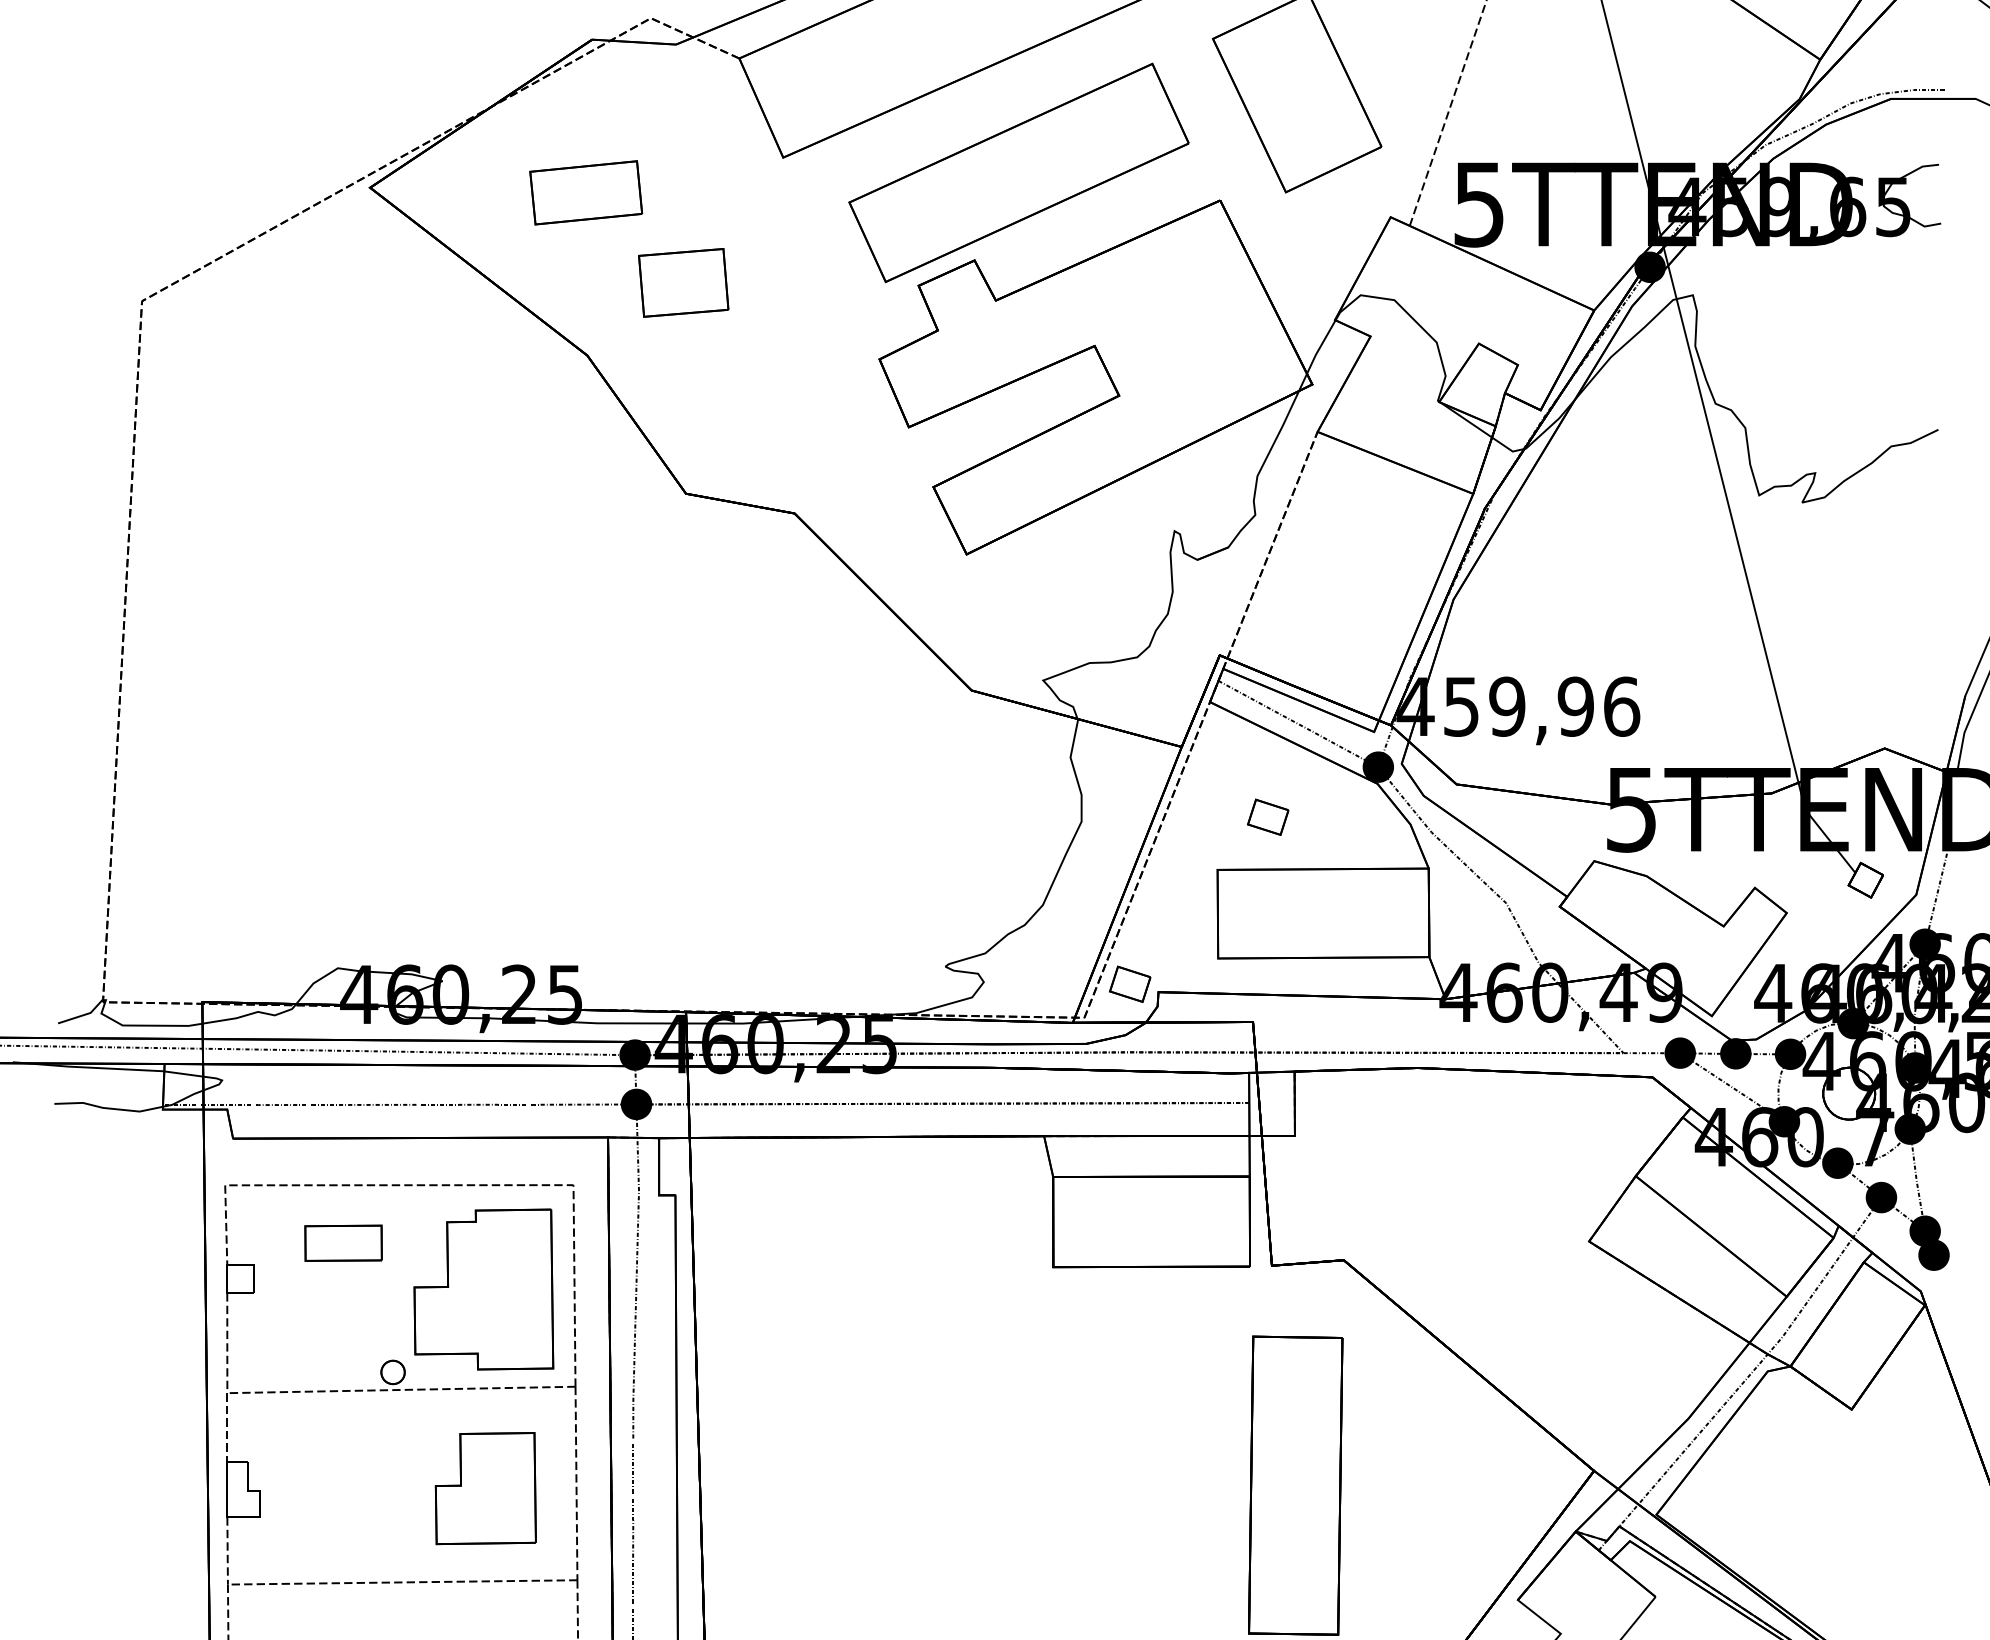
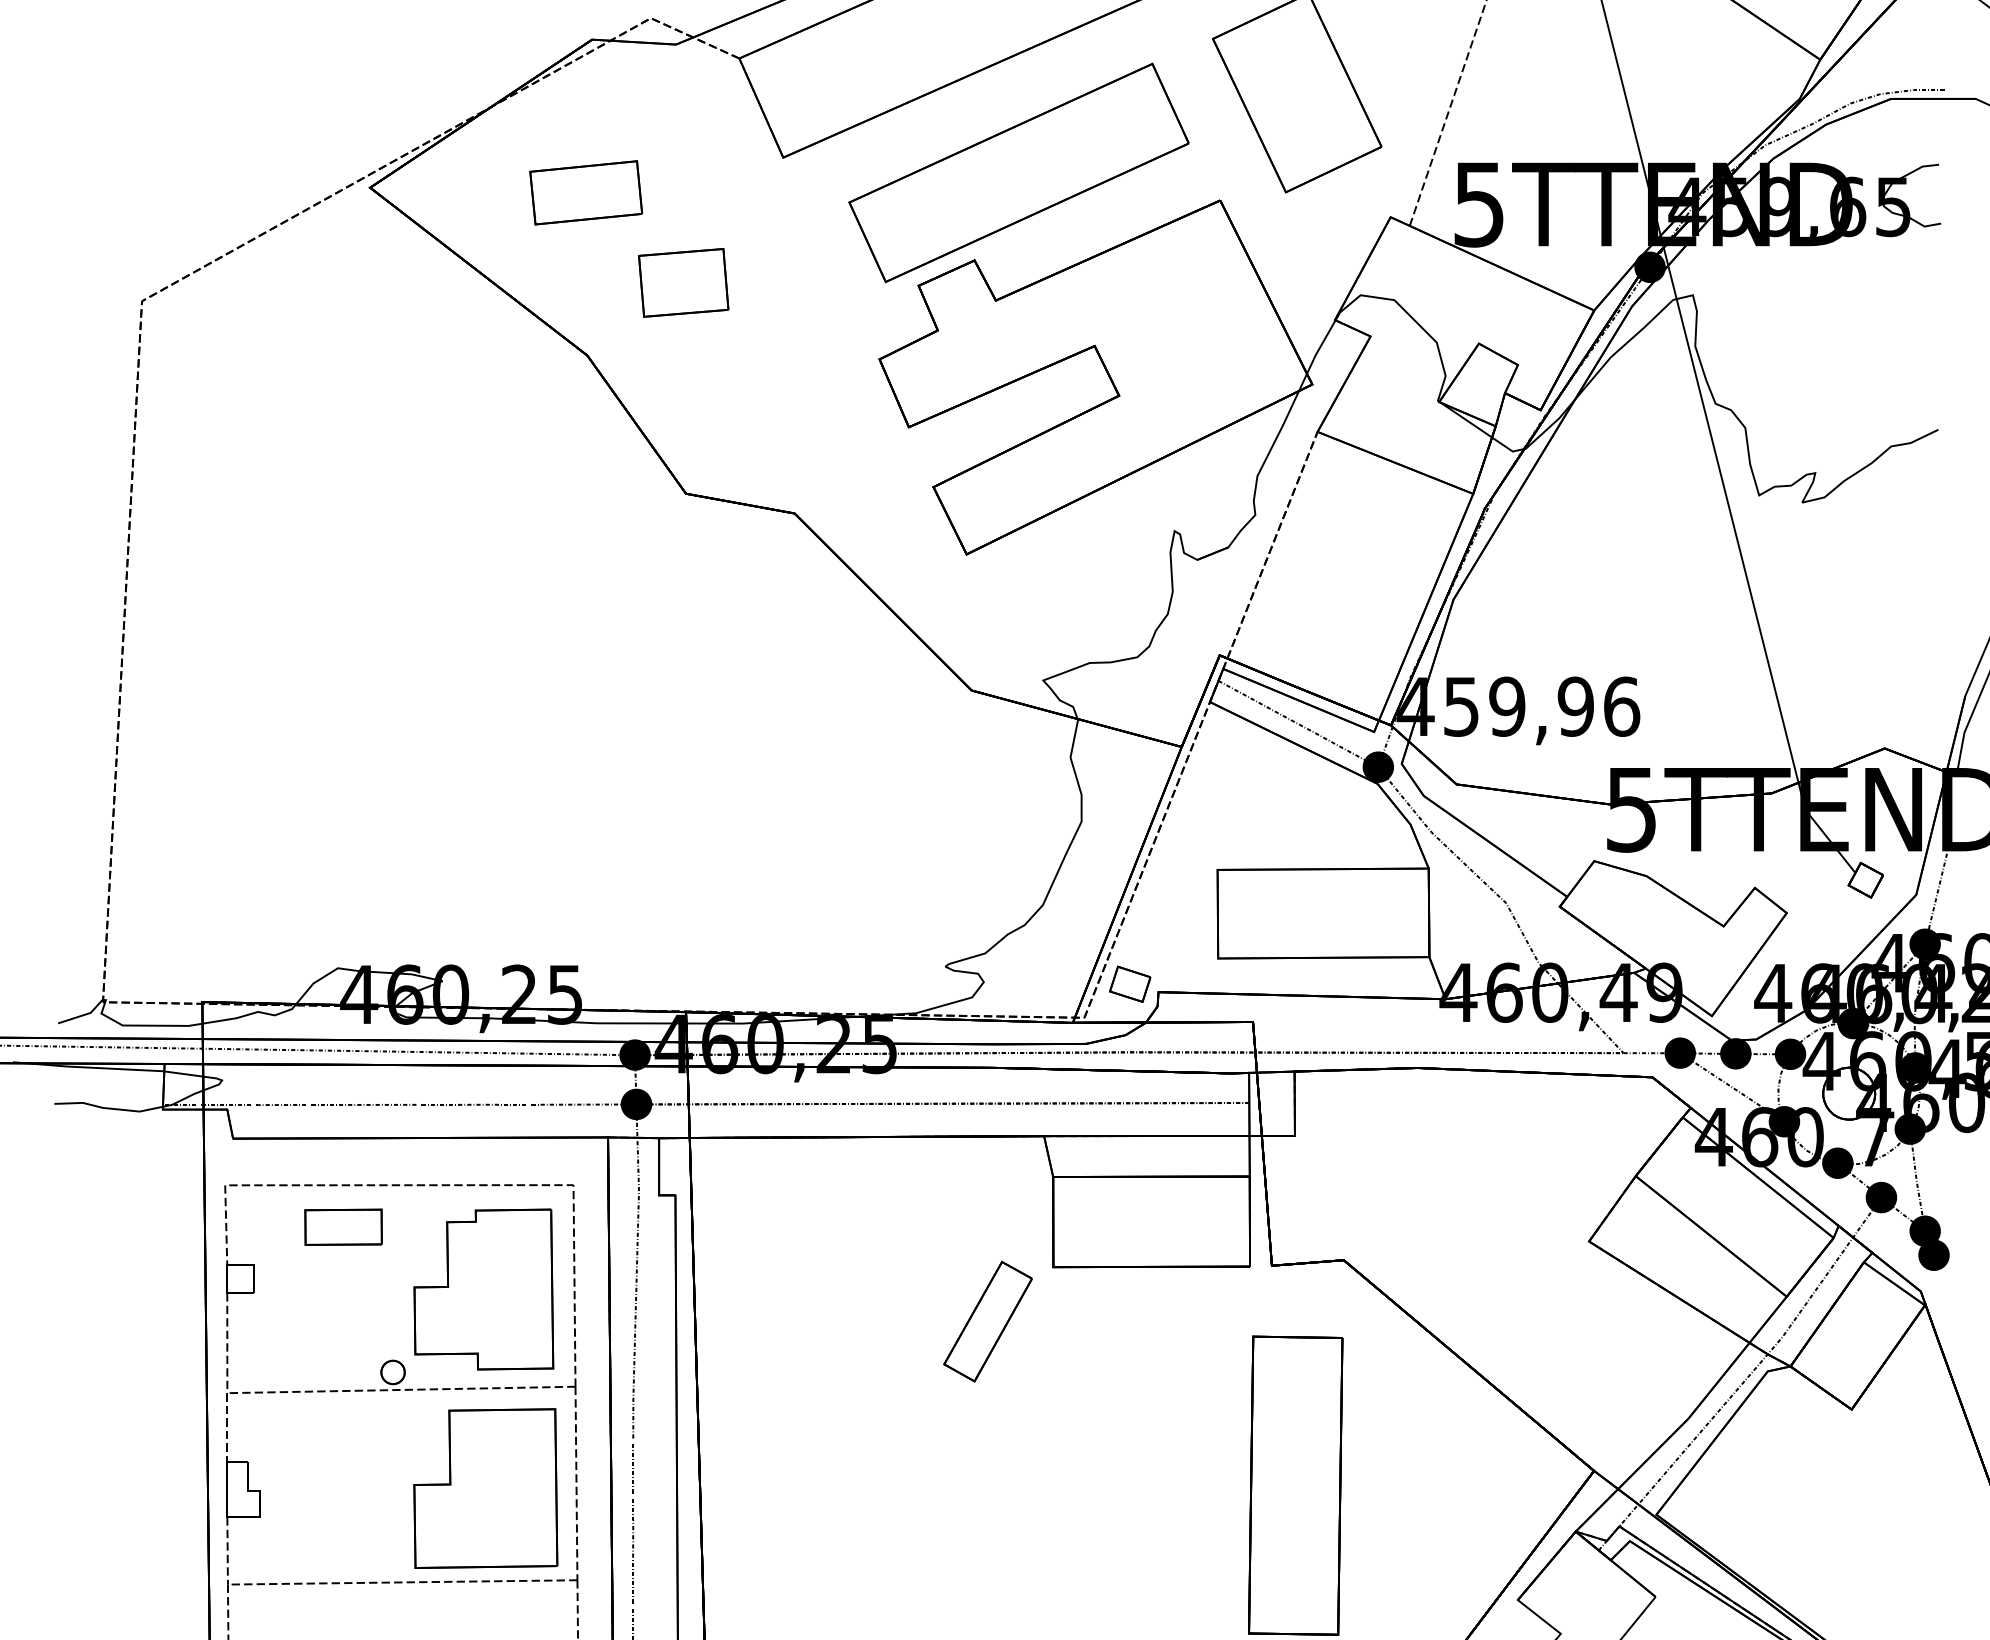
part: present -> none (1268, 816)
part position: (343, 1242) -> (343, 1226) (343, 1226)
part: none -> present (987, 1321)
part size: 103x114 px -> 146x161 px (485, 1488)
